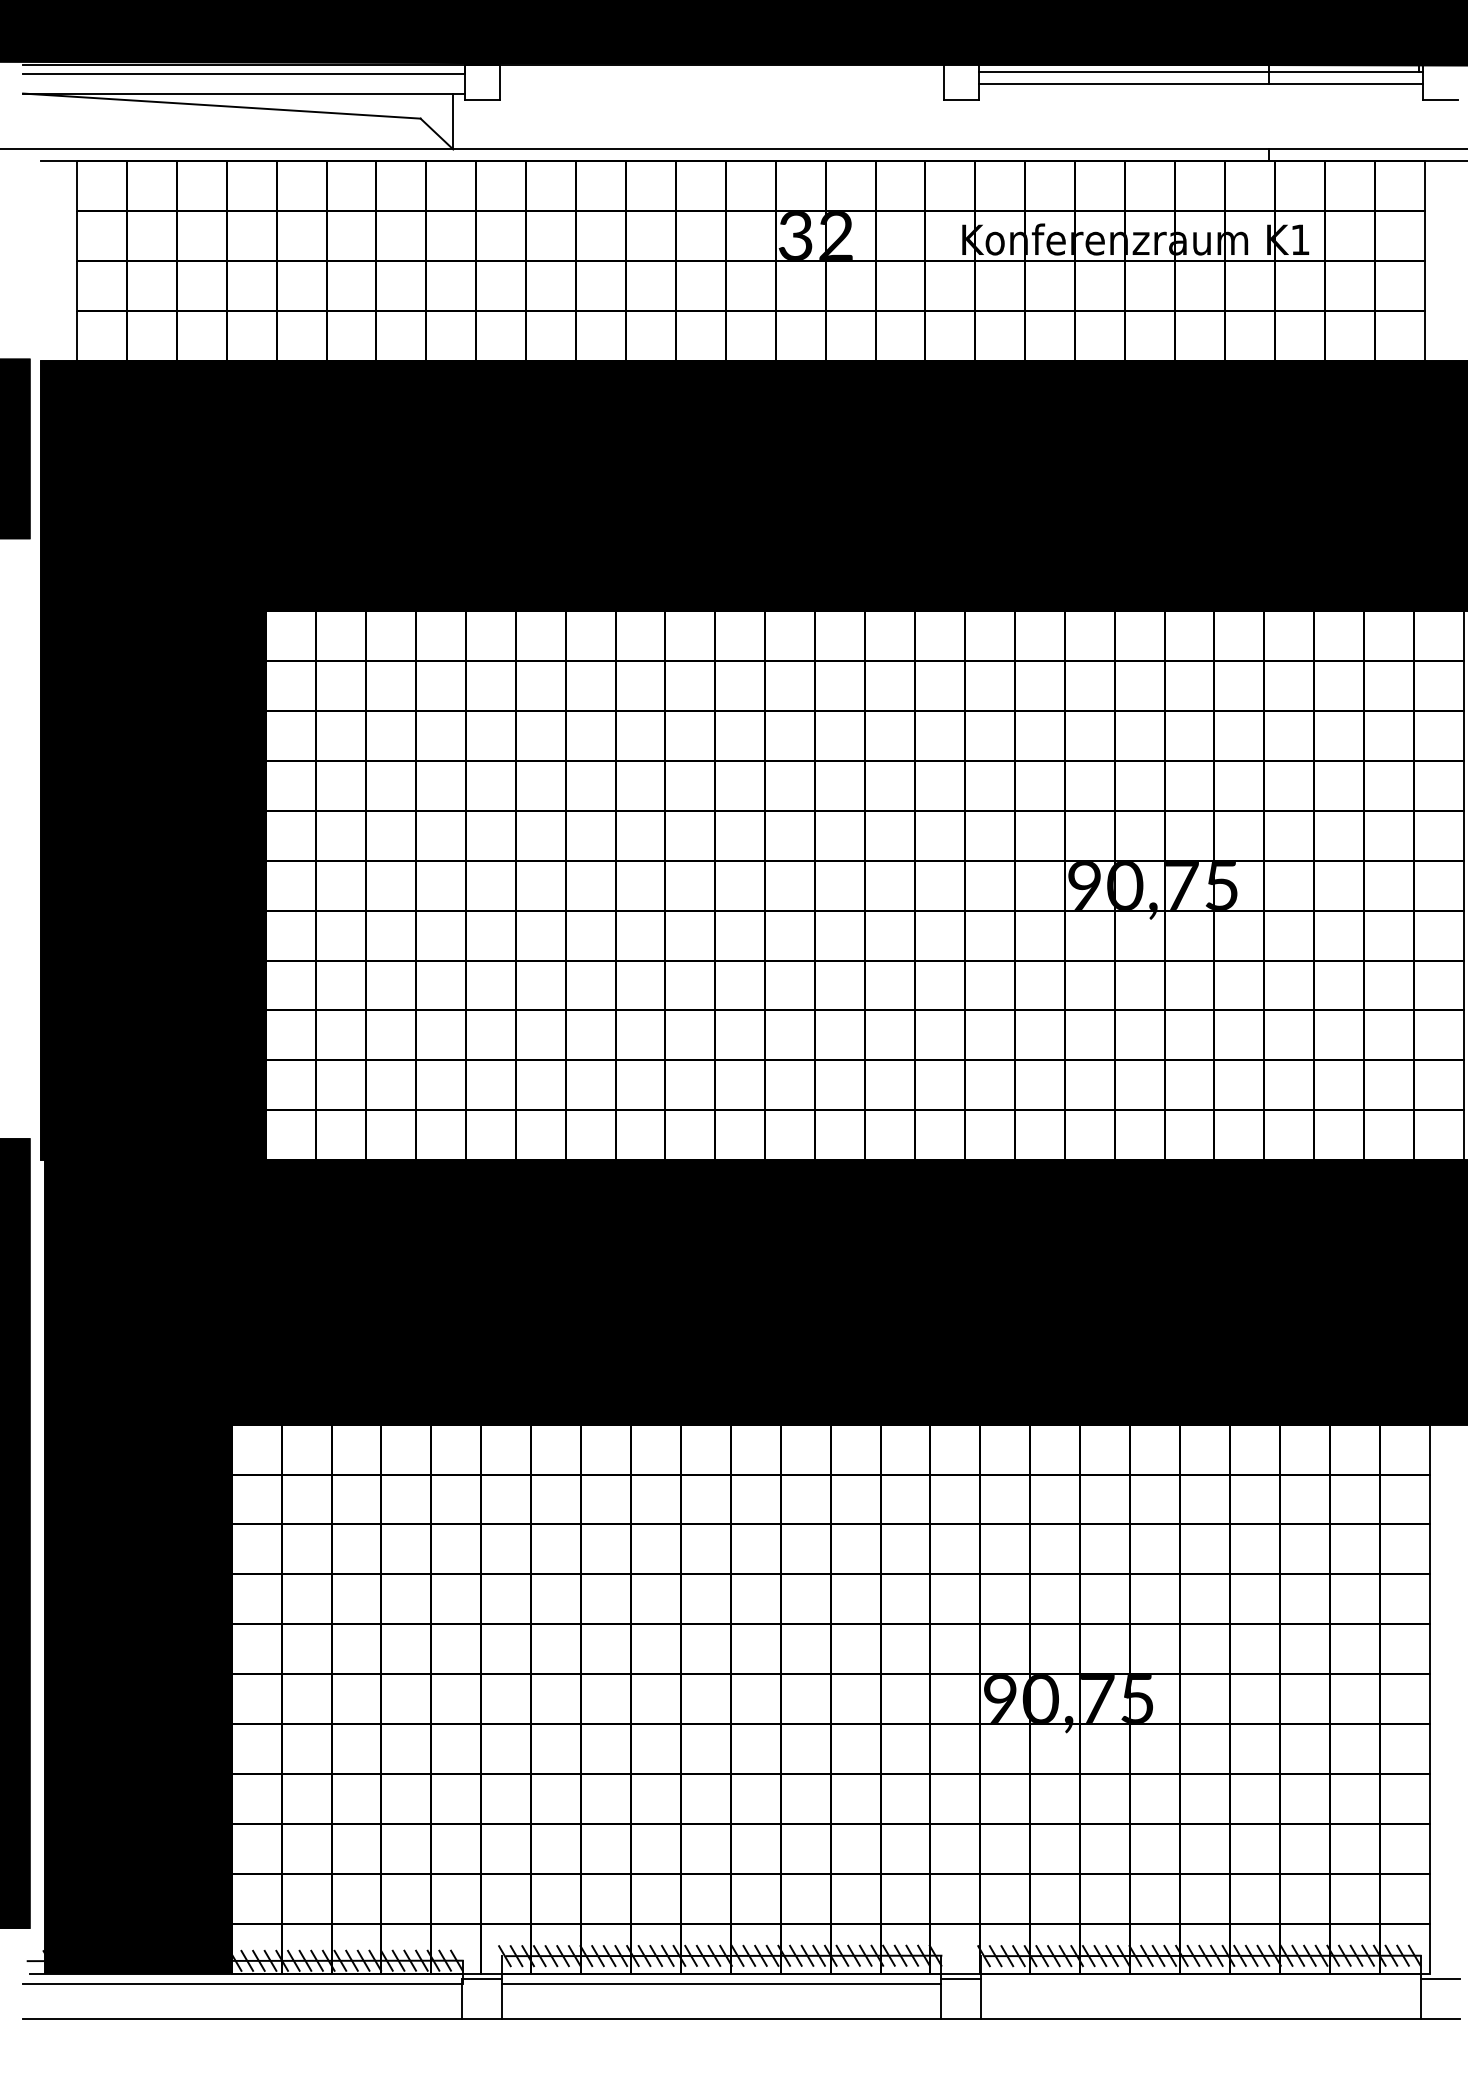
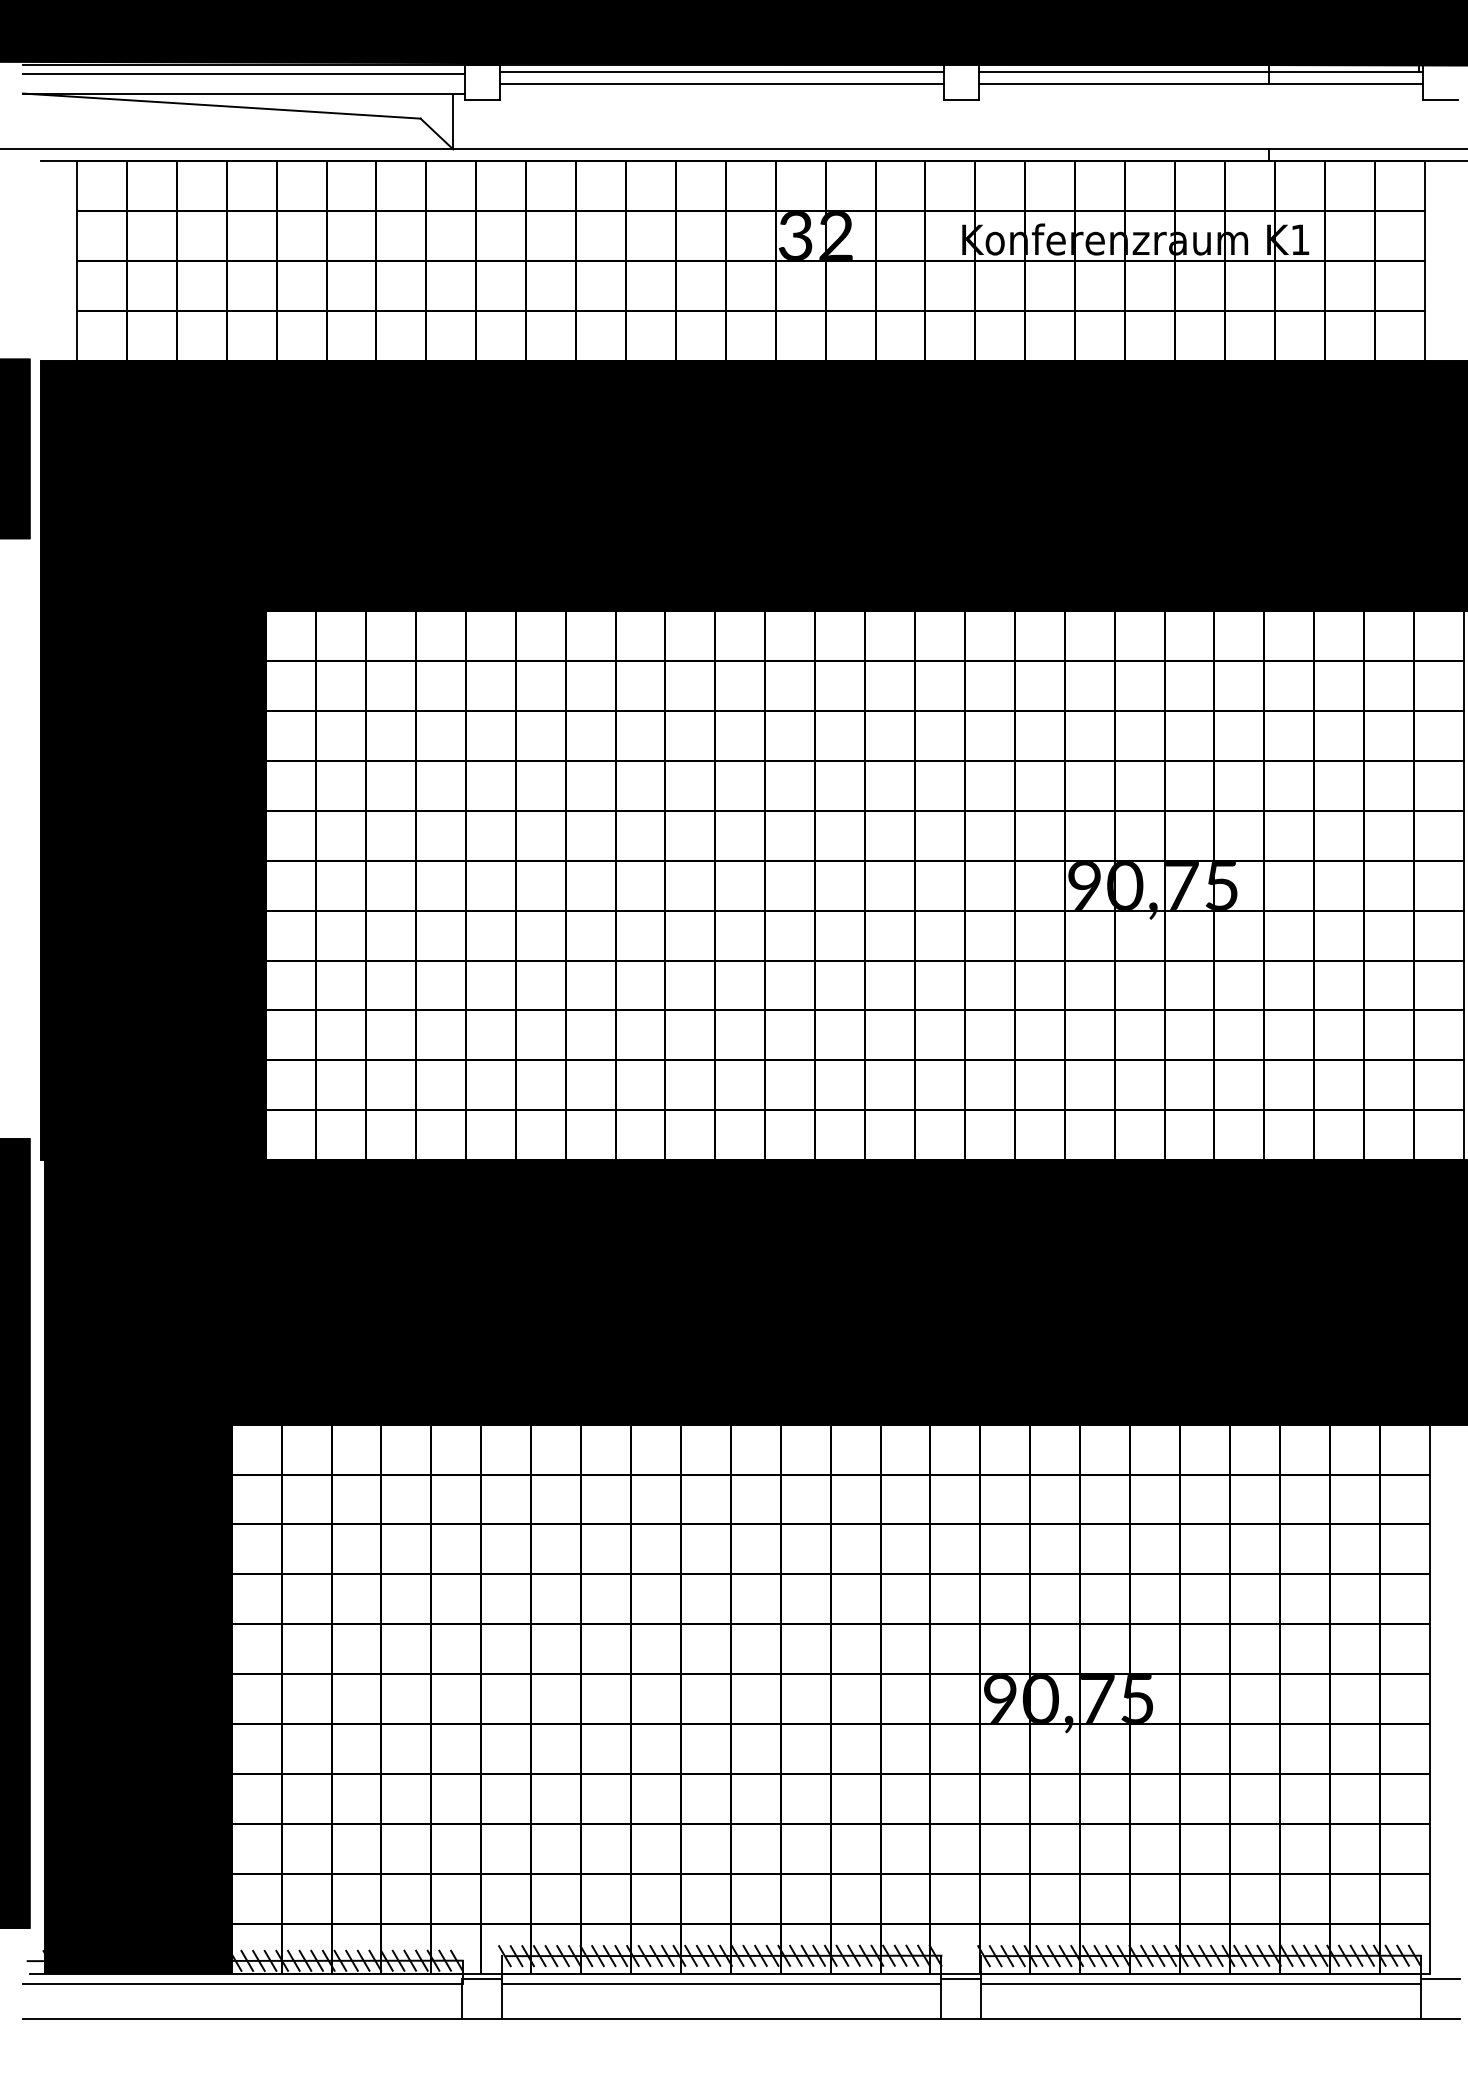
line: none -> present (721, 72)
line: none -> present (721, 83)
line: none -> present (1200, 1983)
